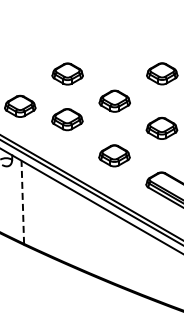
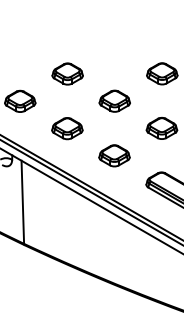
part position: (20, 105) -> (20, 100) (20, 100)
part position: (67, 119) -> (67, 128) (67, 128)
line: dashed -> solid (22, 202)
